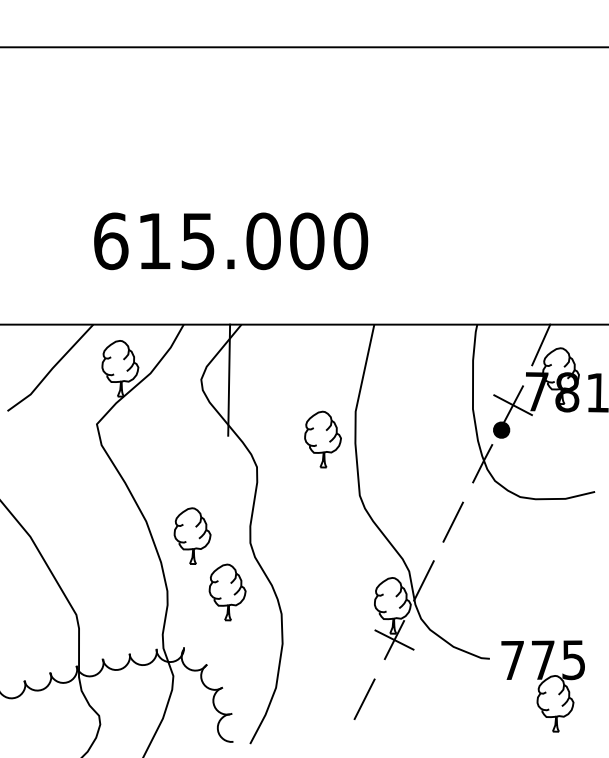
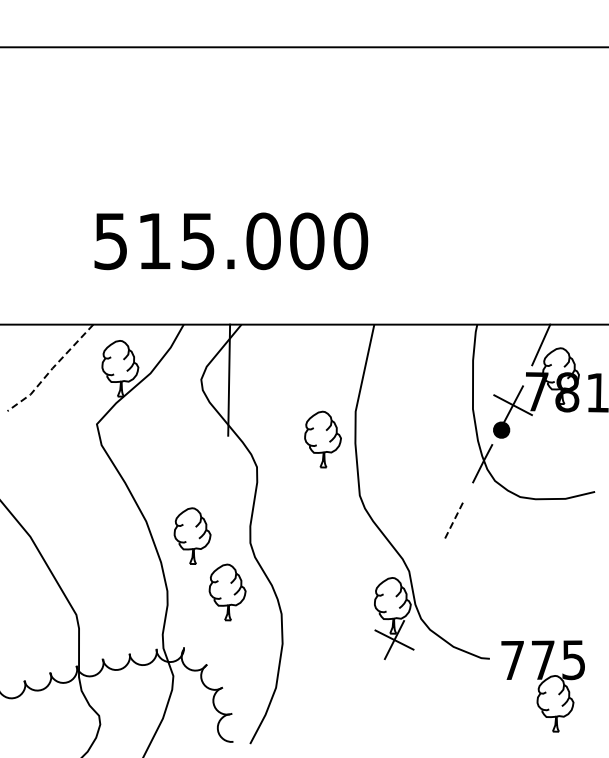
text: 615.000 -> 515.000 (111, 241)
line: solid -> dashed (51, 369)
line: solid -> dashed (453, 522)
line: present -> none (423, 580)
line: present -> none (364, 699)
